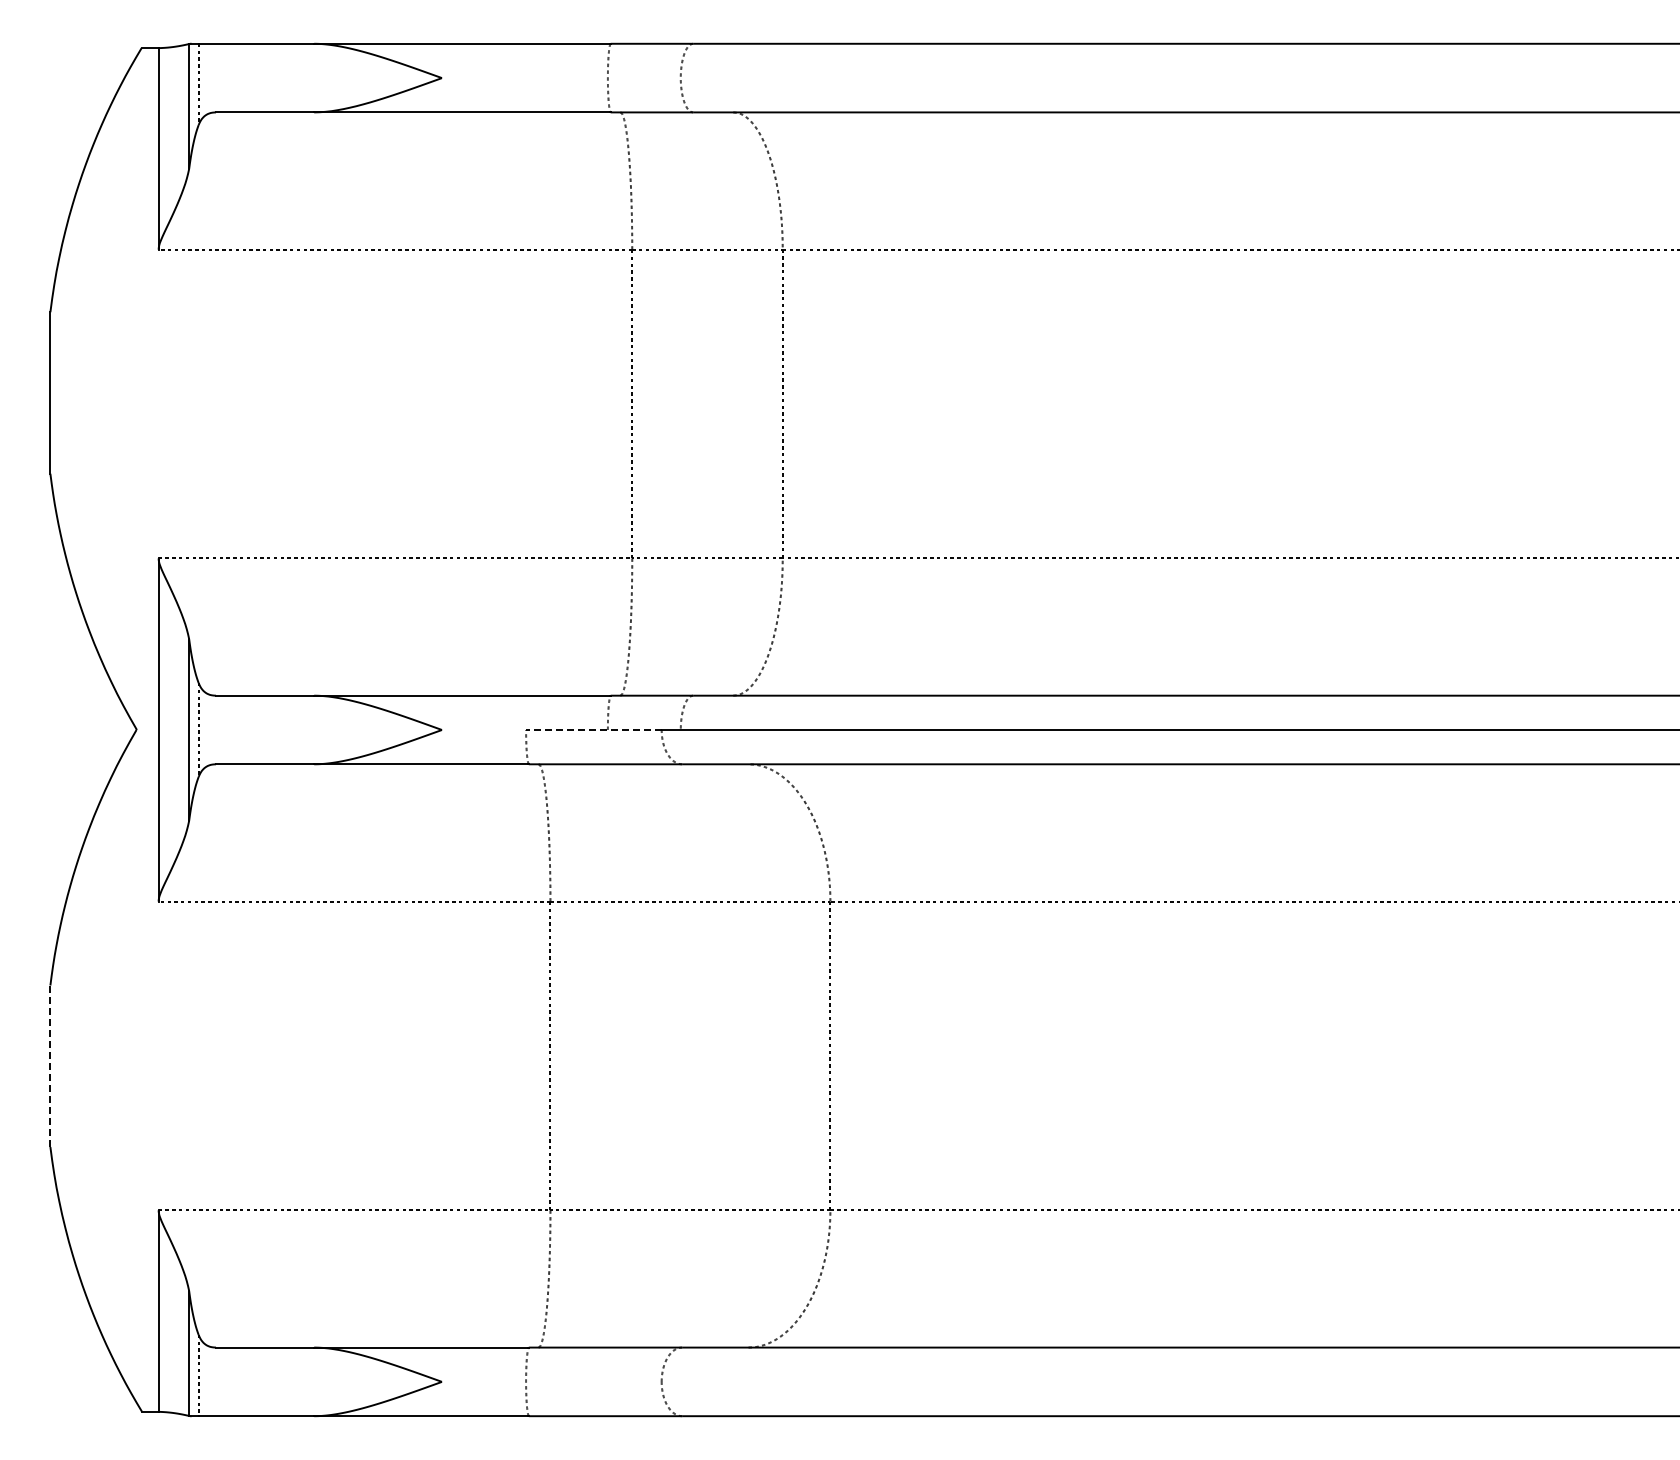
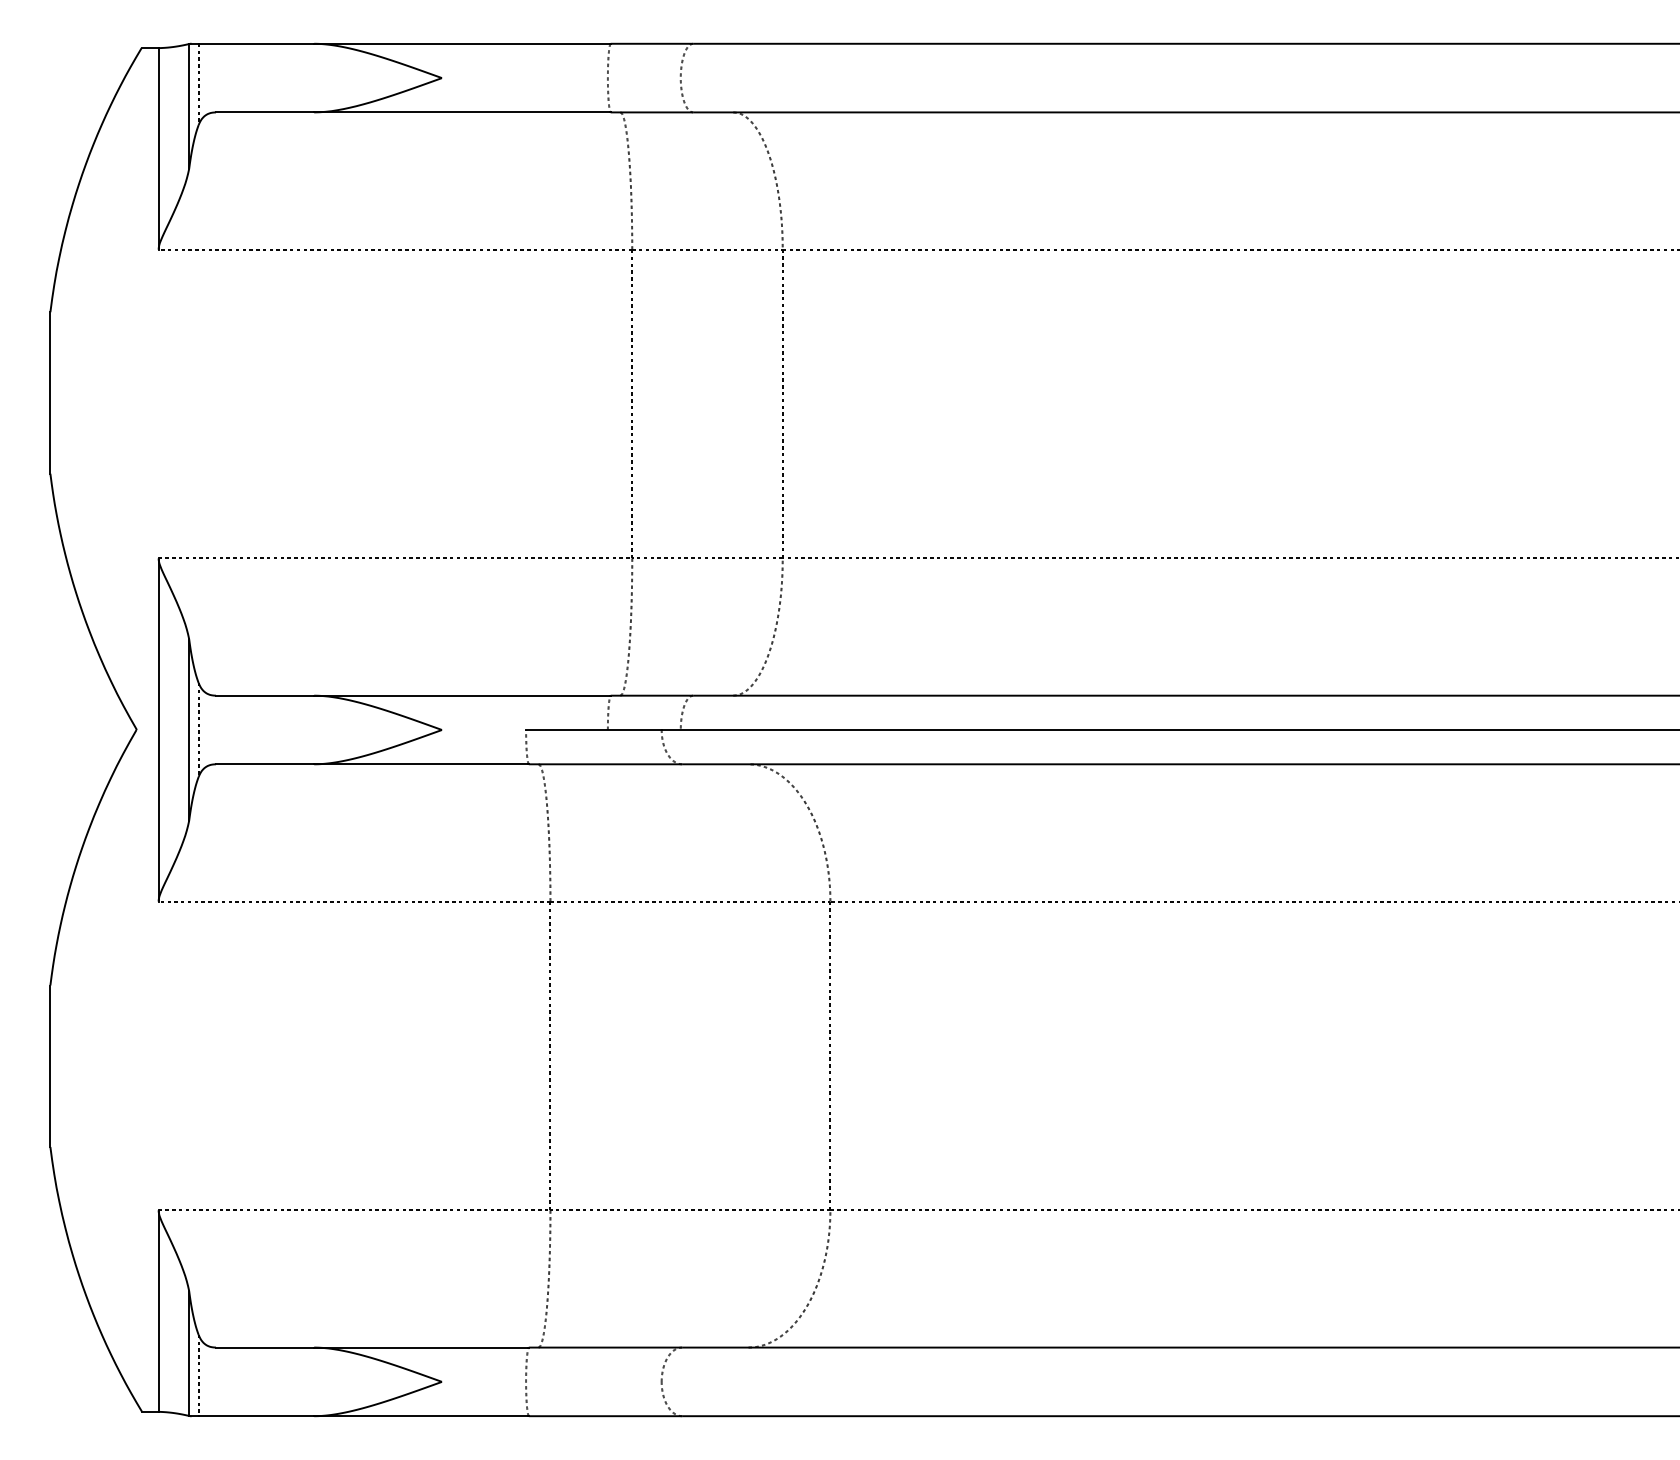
line: dashed -> solid (593, 730)
line: dashed -> solid (50, 1066)
